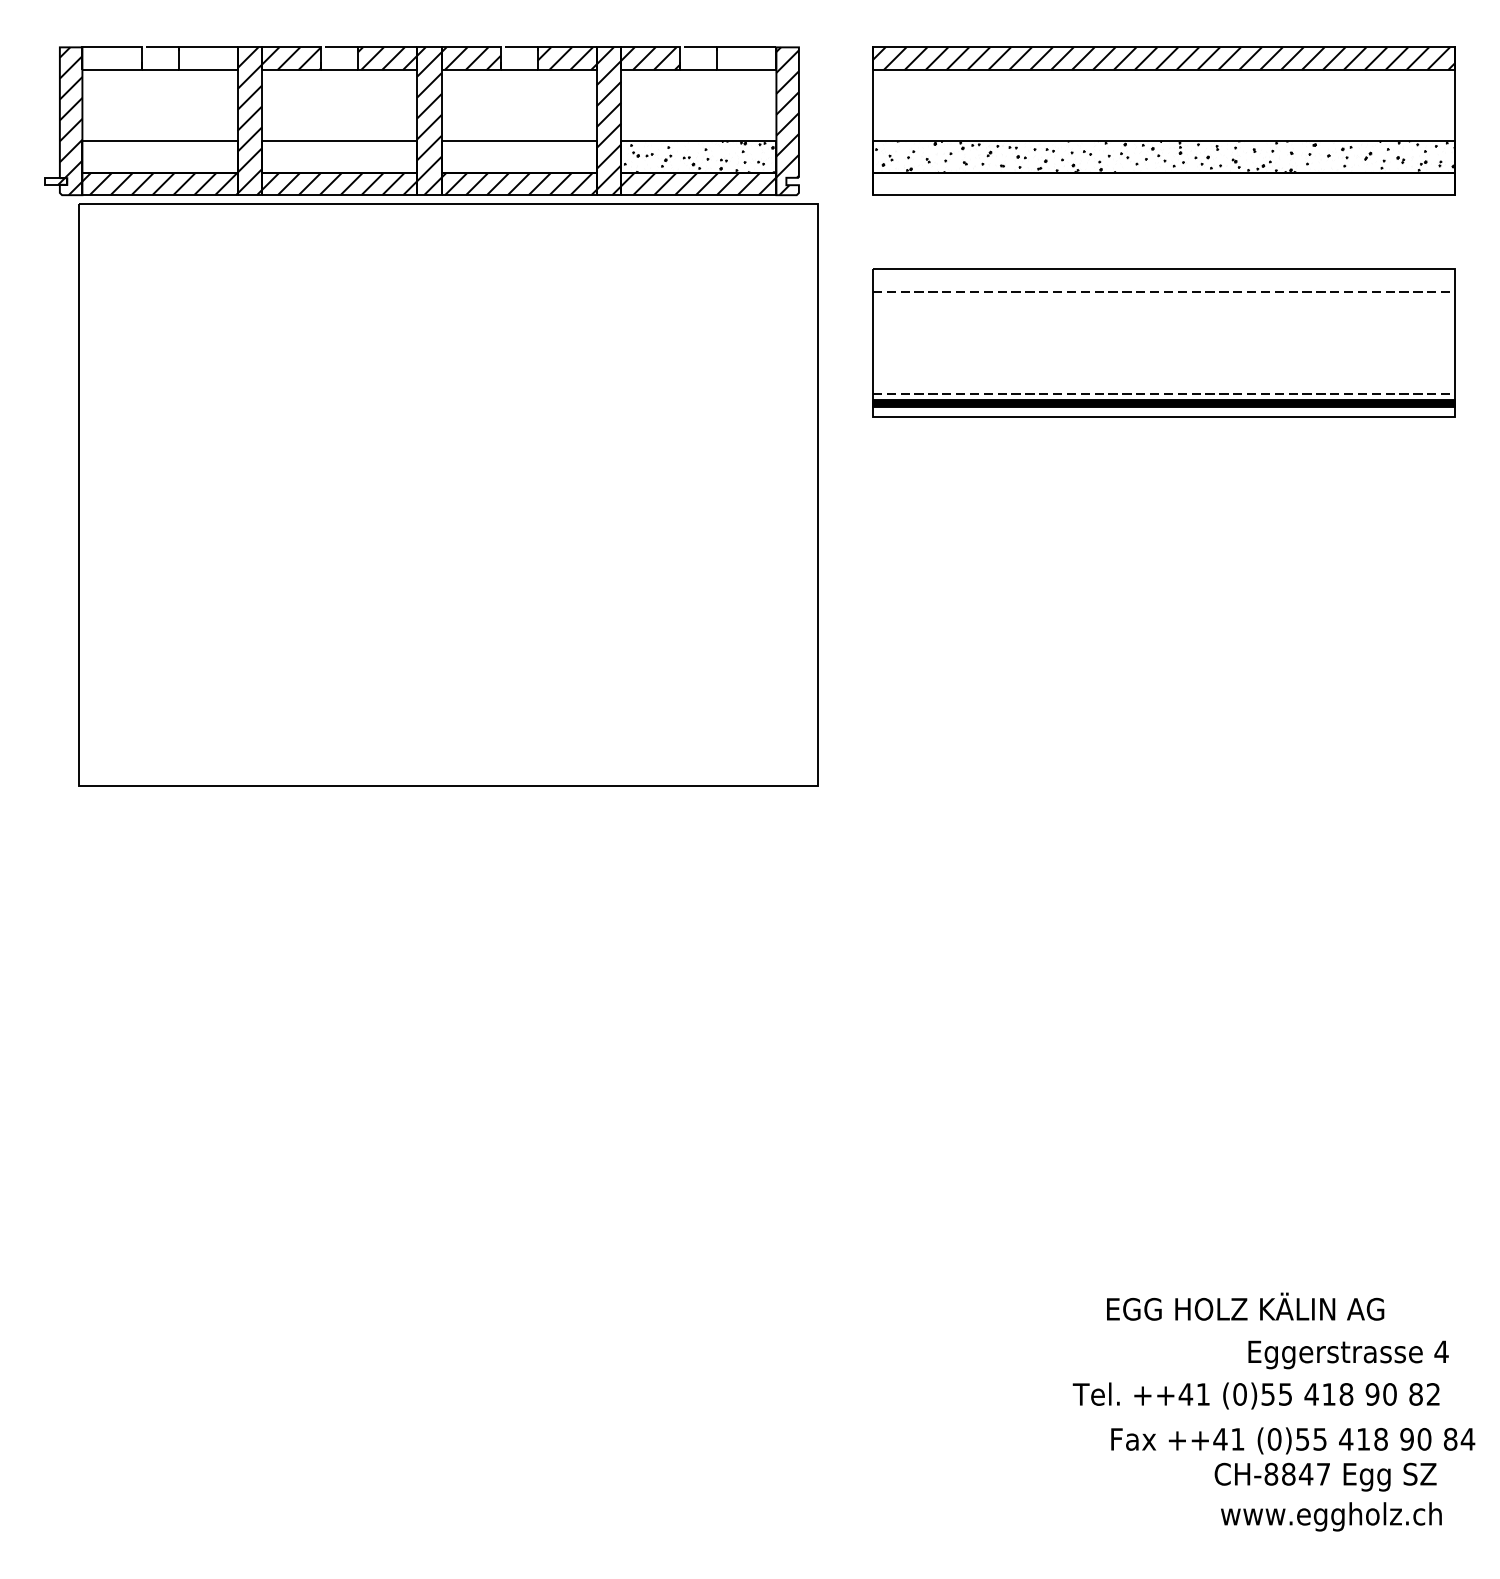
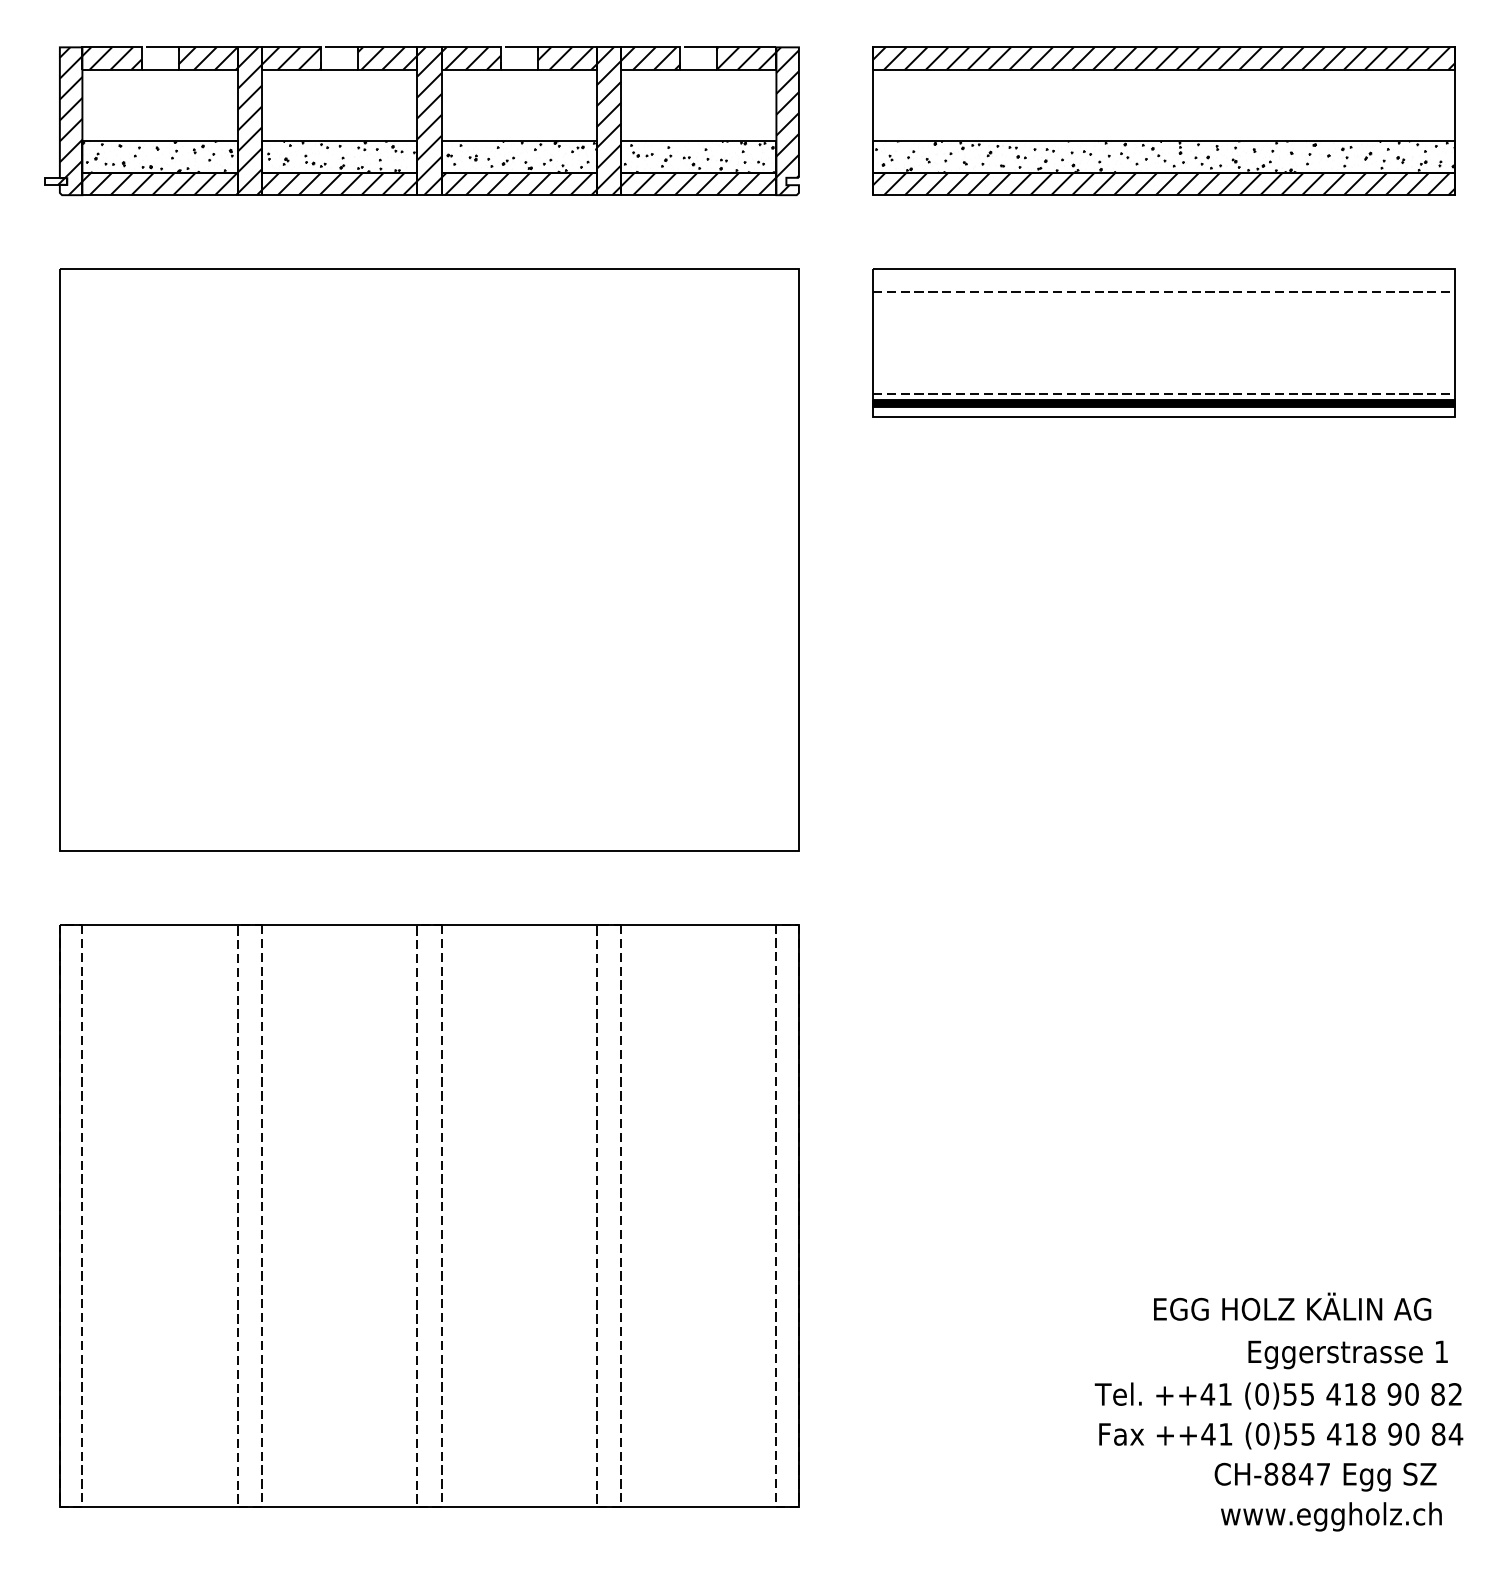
hatch: none -> present (111, 58)
hatch: none -> present (207, 58)
hatch: none -> present (746, 58)
hatch: none -> present (159, 156)
hatch: none -> present (339, 156)
hatch: none -> present (519, 156)
hatch: none -> present (1163, 183)
part position: (448, 494) -> (429, 559) (429, 559)
part: none -> present (429, 1215)
text position: (1245, 1306) -> (1292, 1306) (1292, 1306)
text: 4 -> 1 (1441, 1351)
text position: (1255, 1395) -> (1277, 1395) (1277, 1395)
text position: (1293, 1440) -> (1281, 1435) (1281, 1435)
